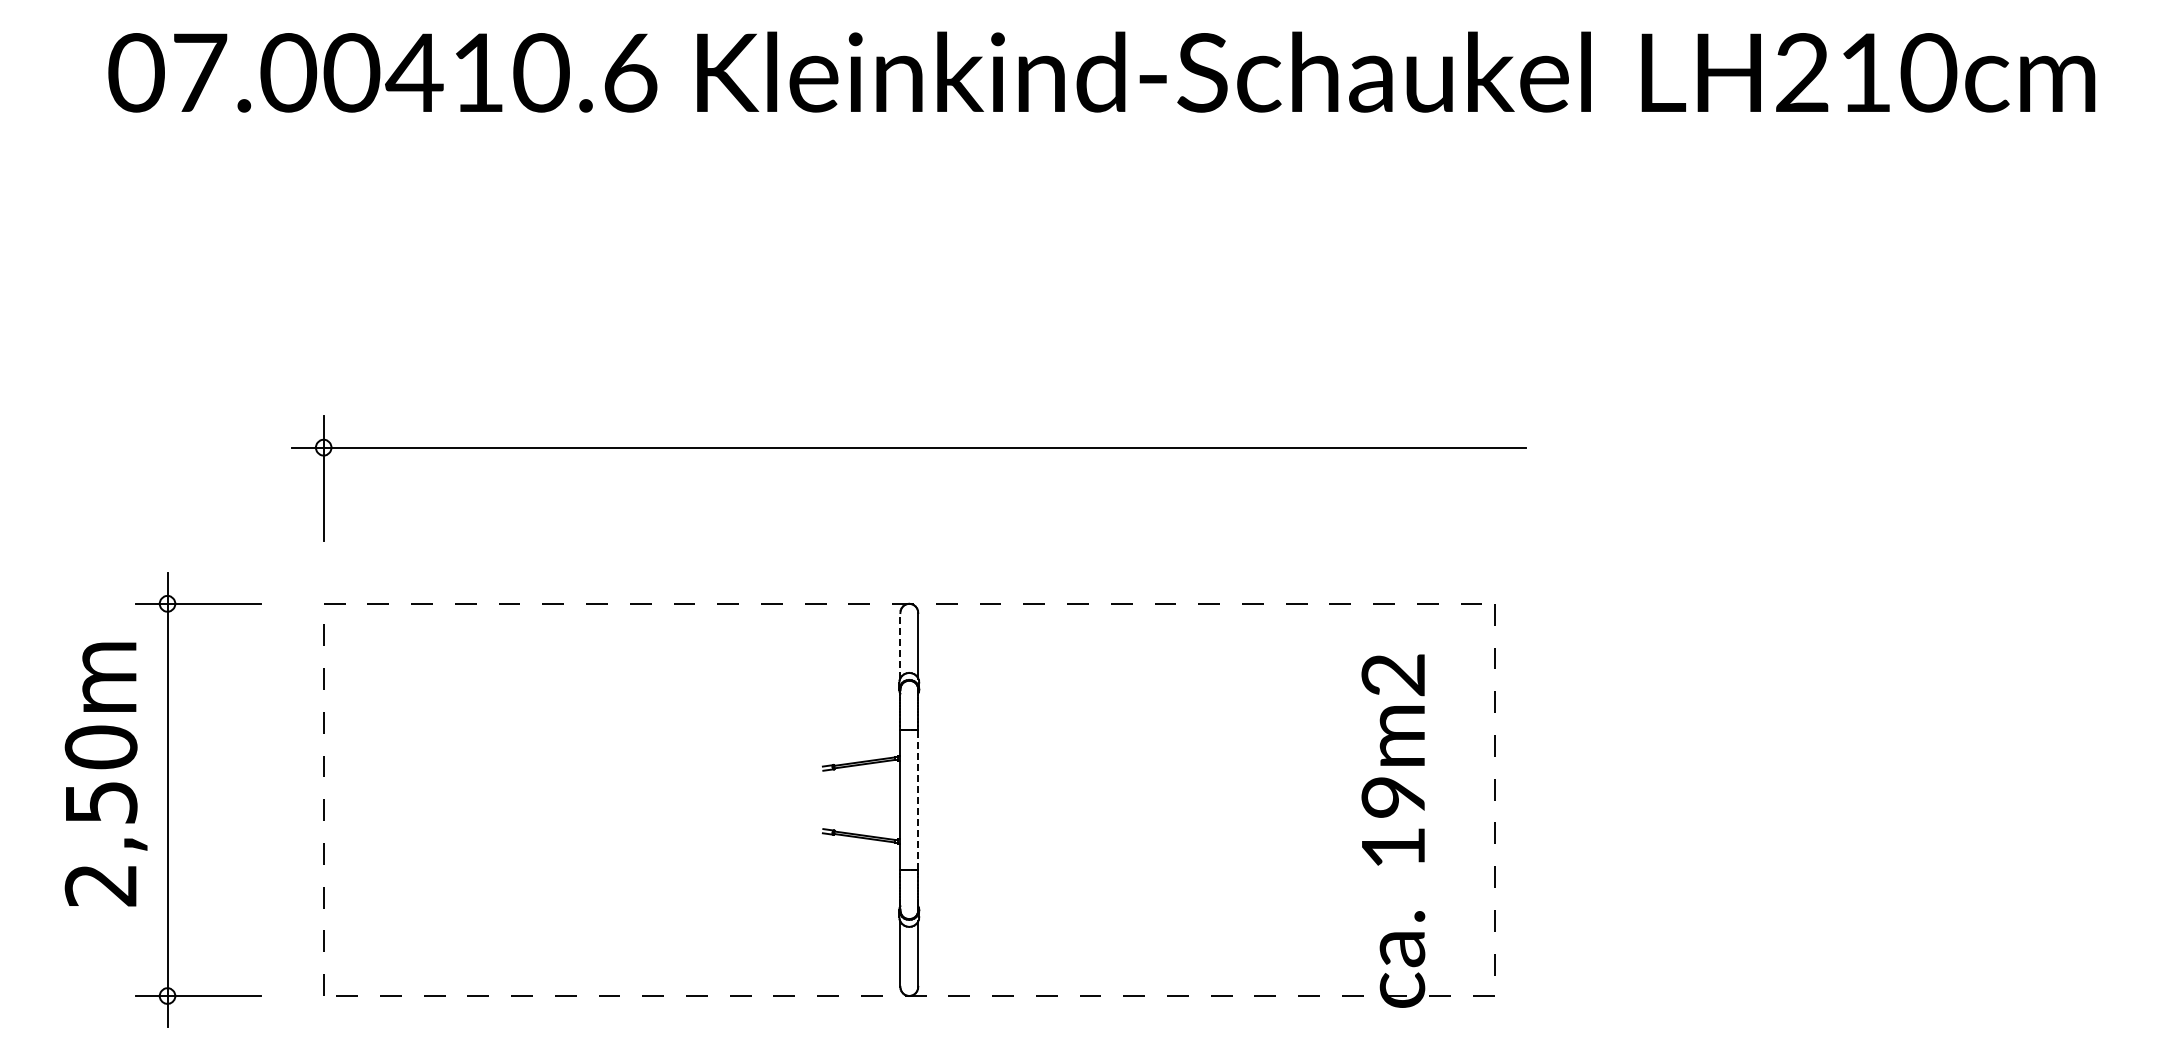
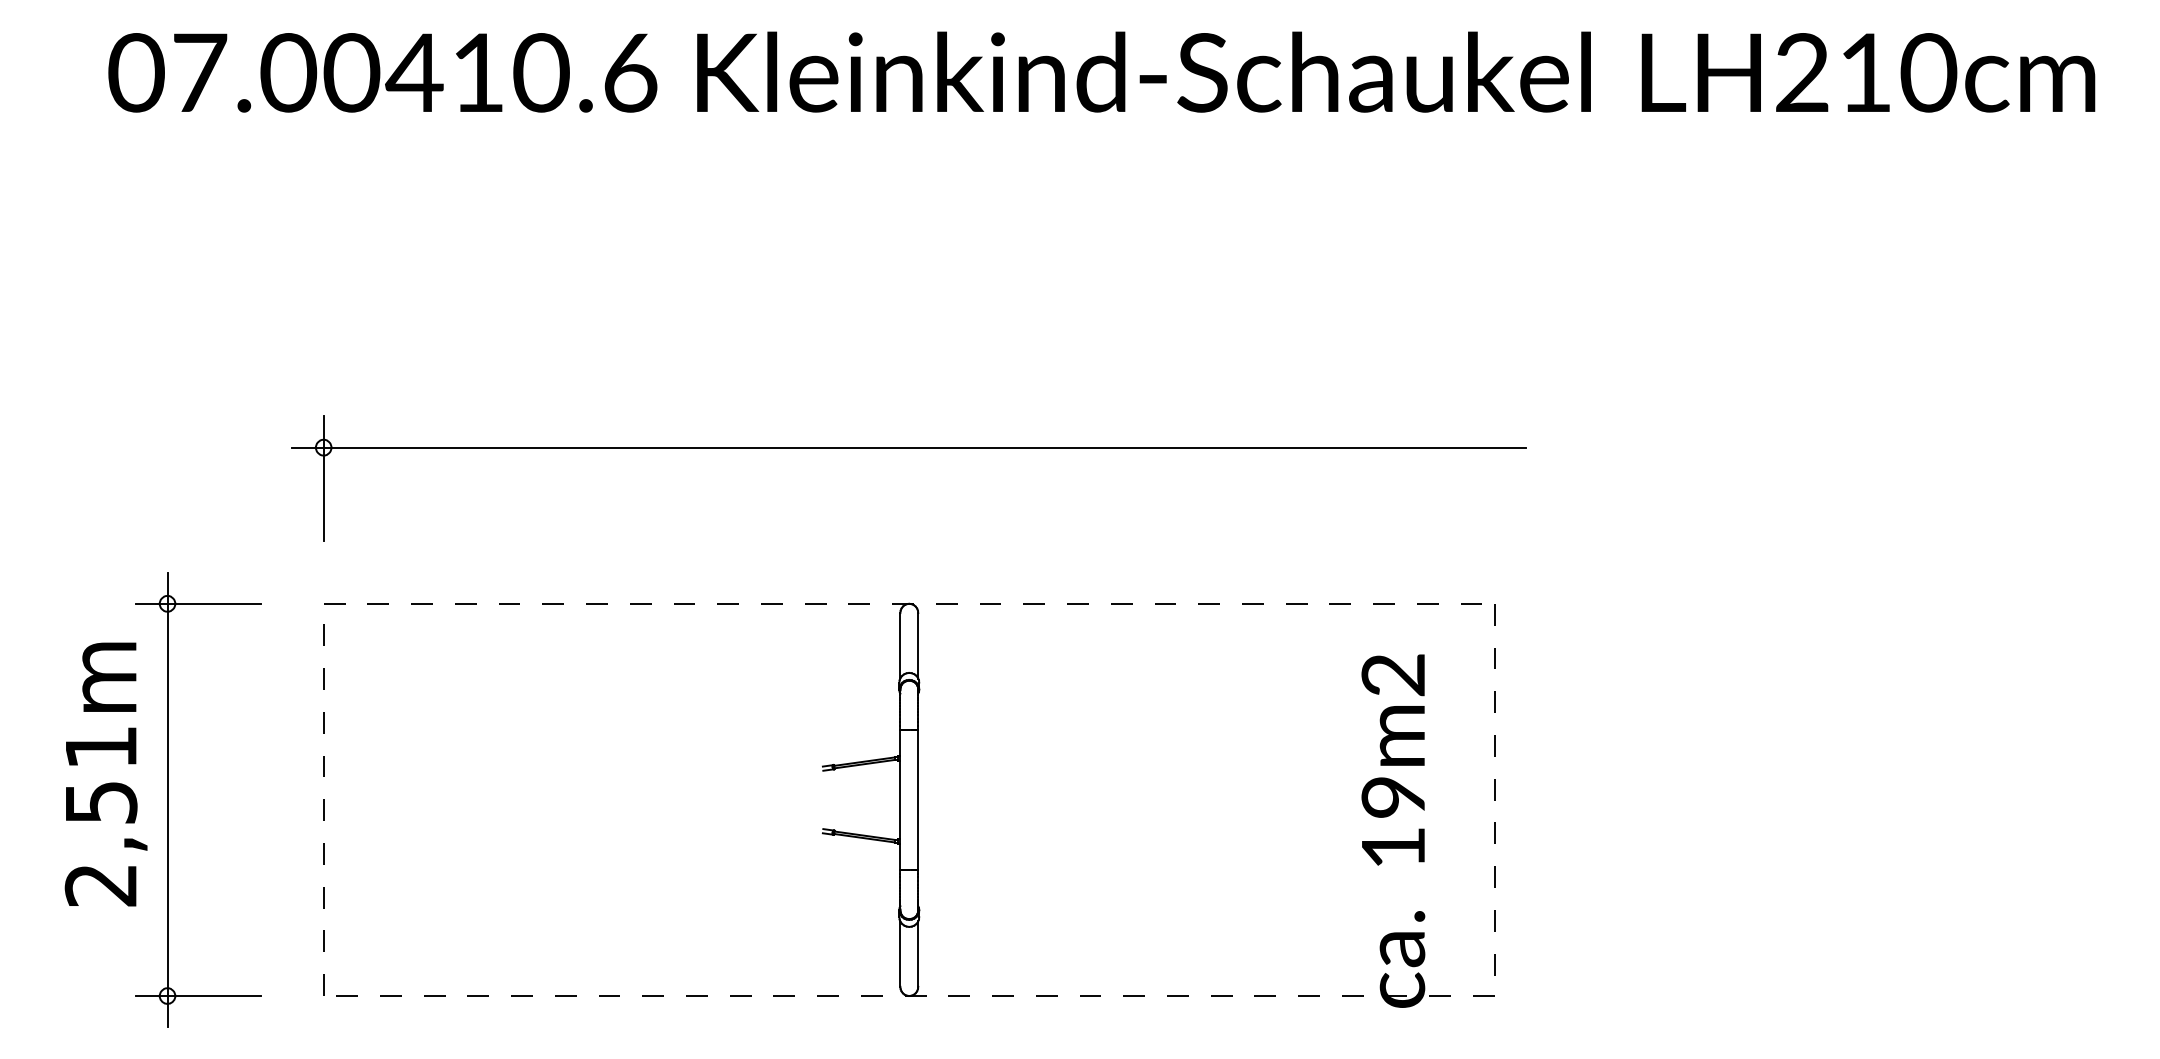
line: dashed -> solid (900, 645)
text: 2,50m -> 2,51m (100, 747)
line: dashed -> solid (918, 799)
